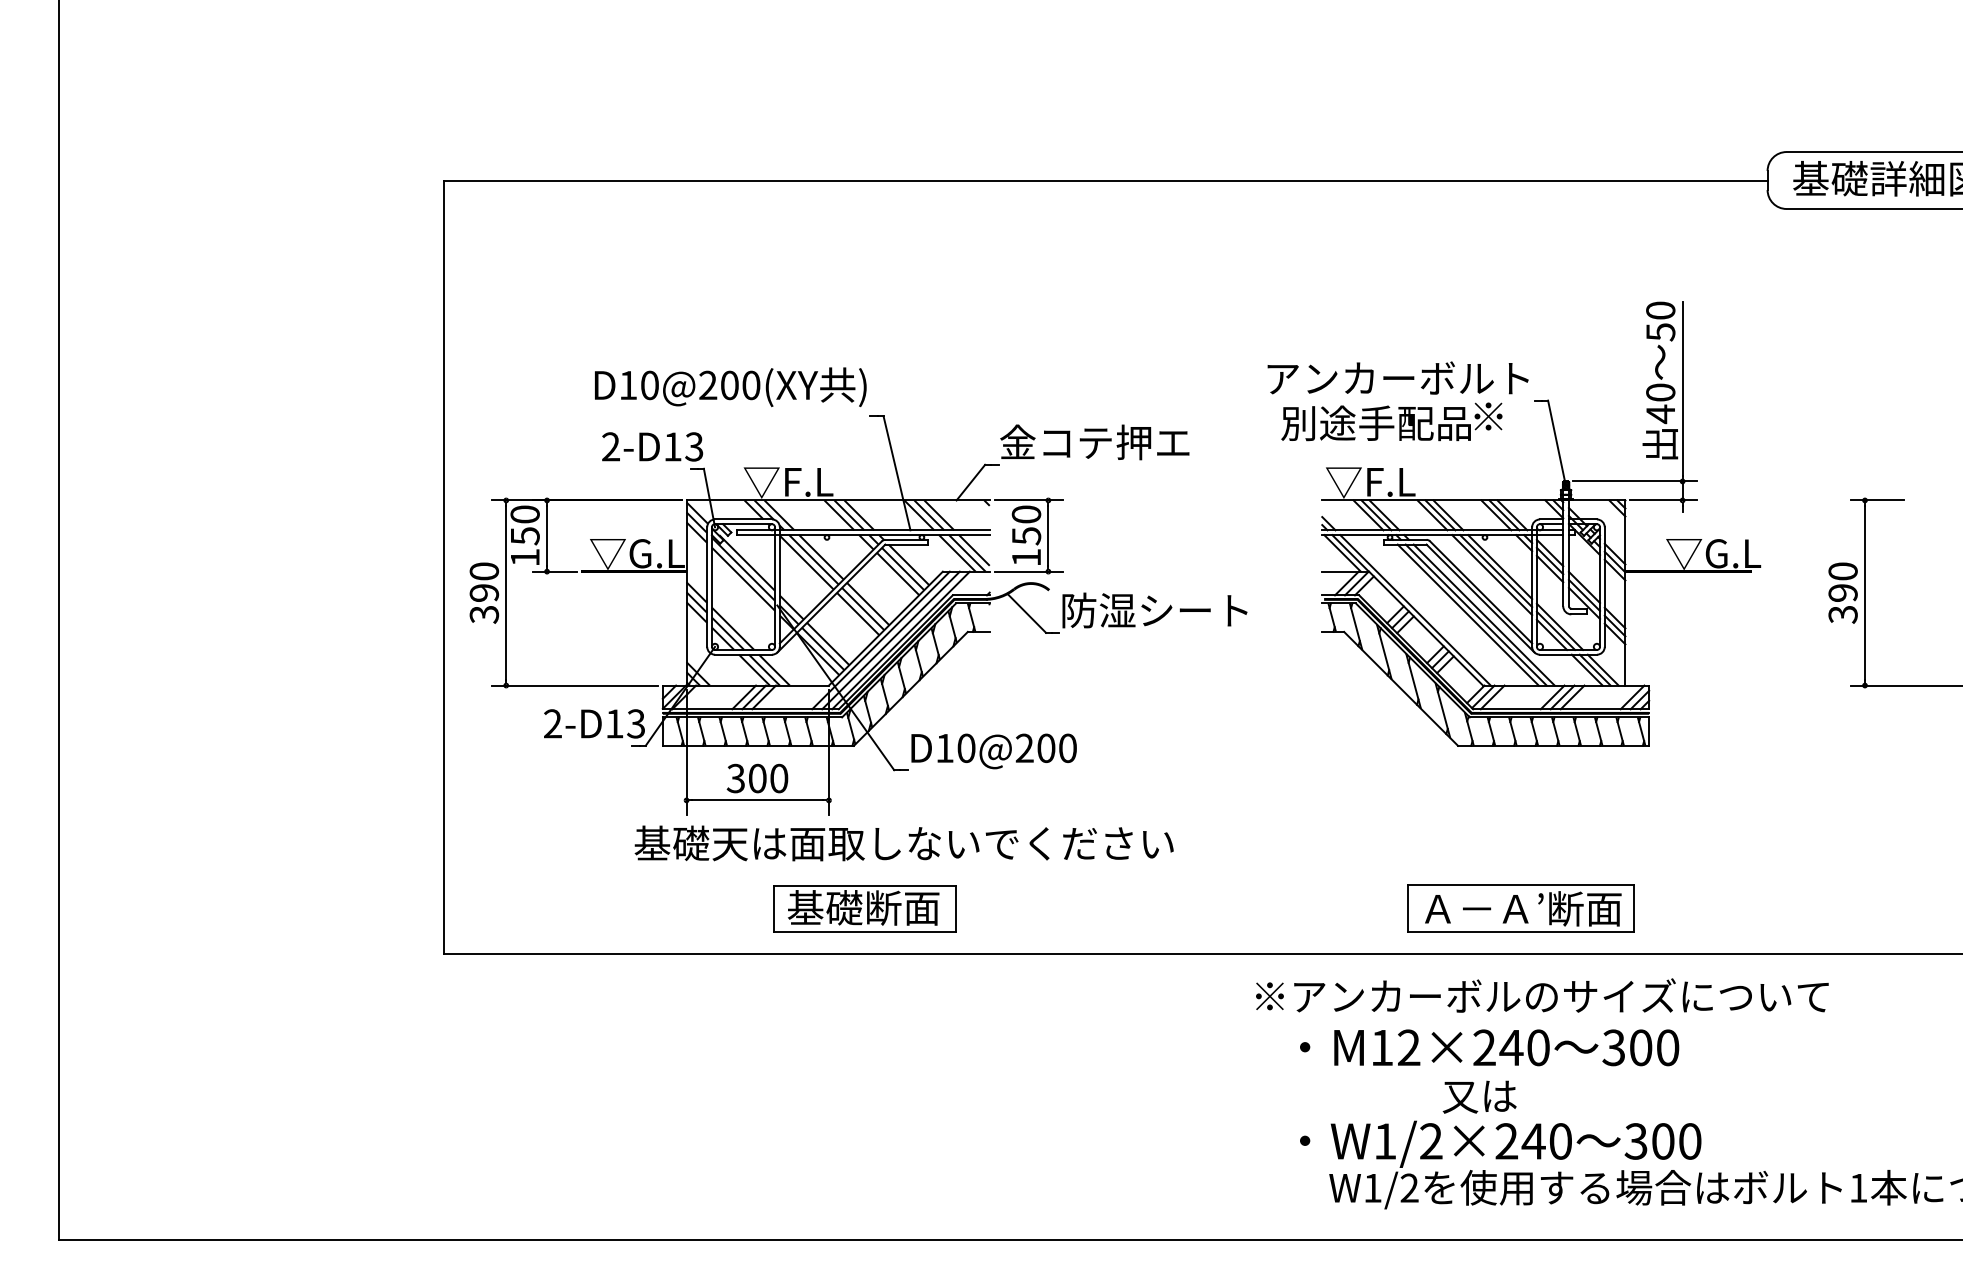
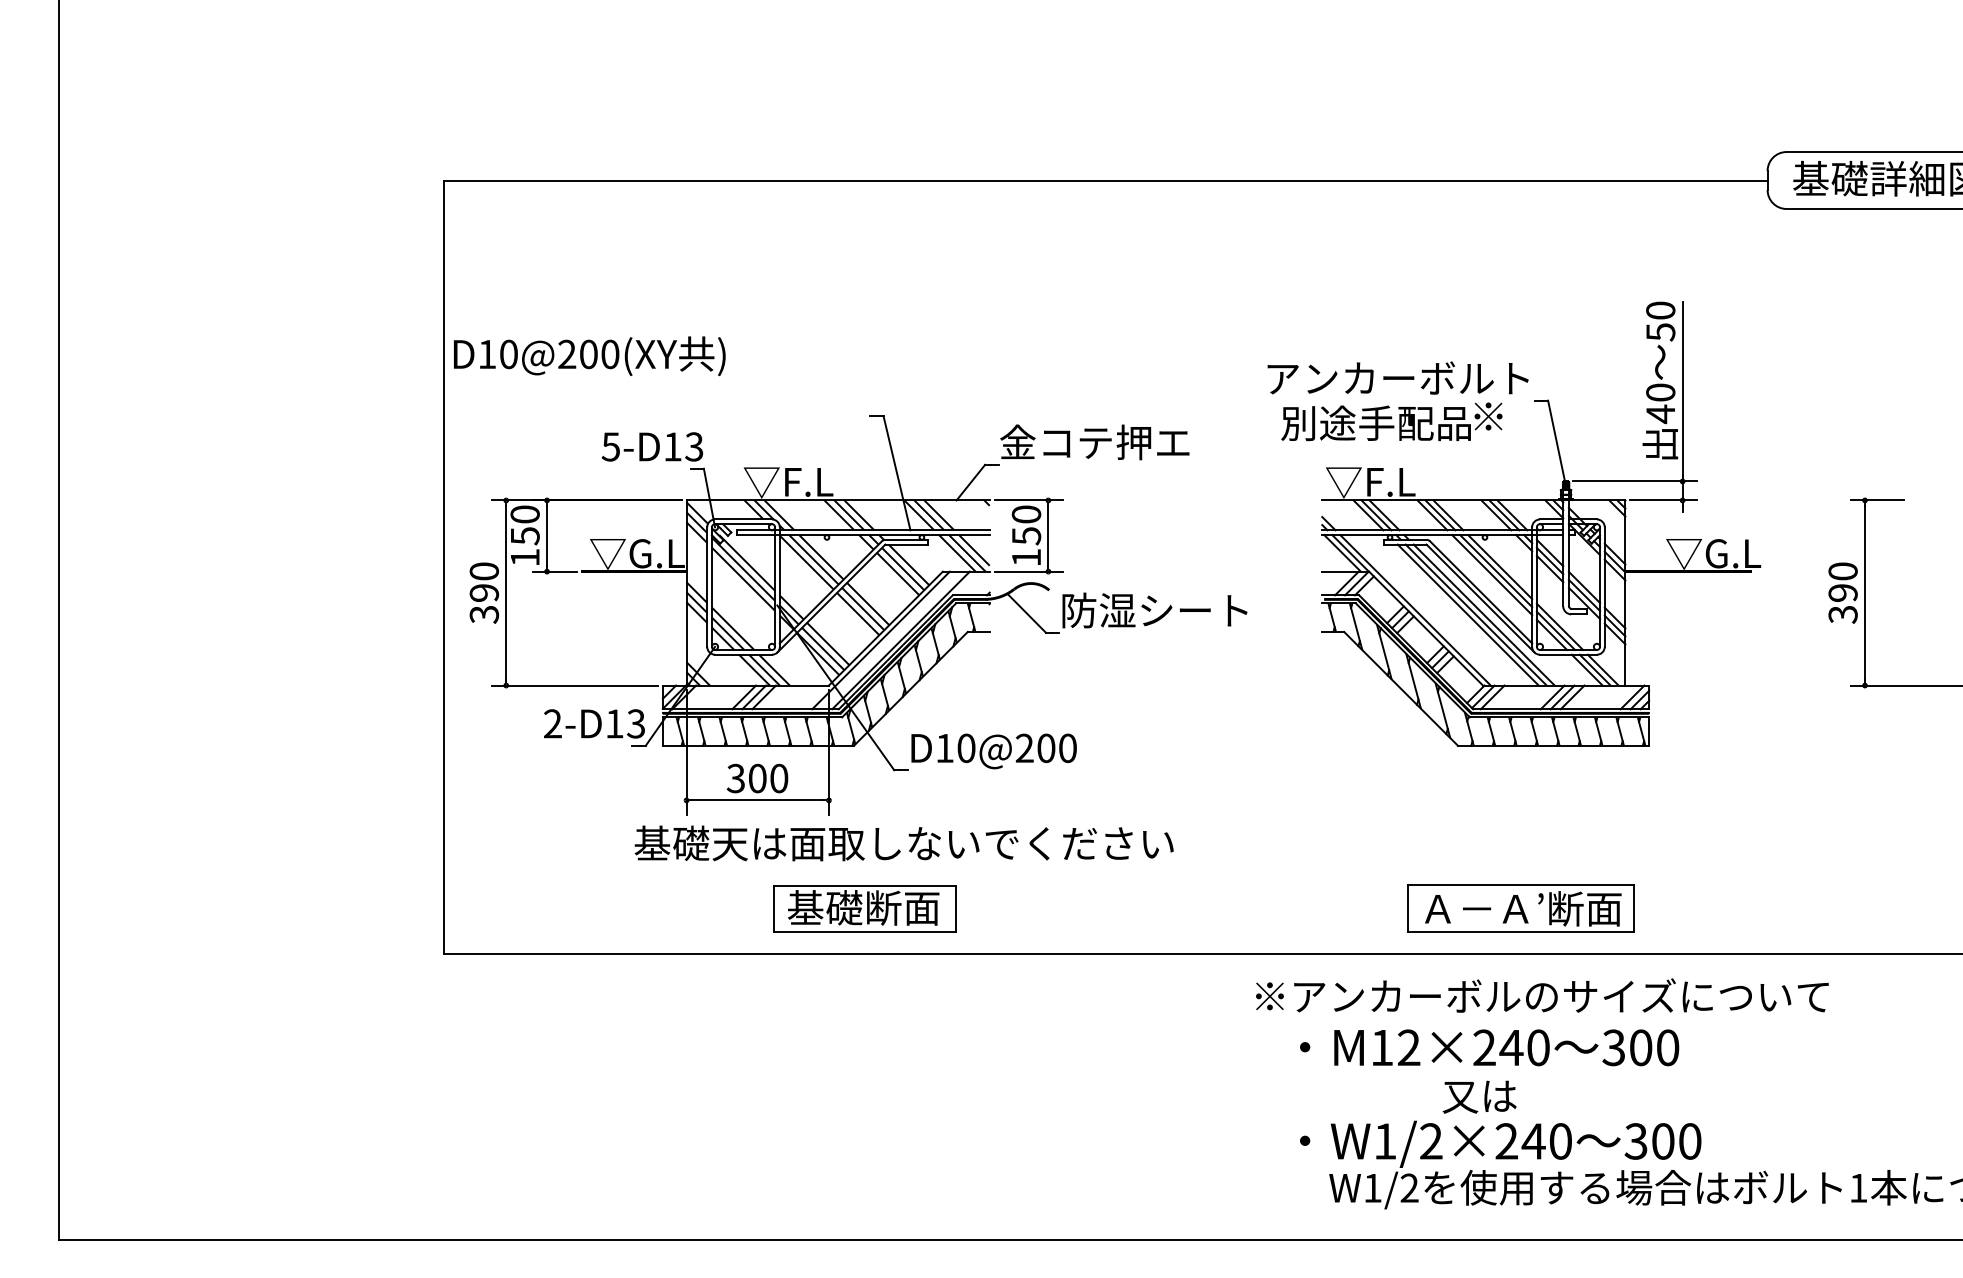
text position: (730, 387) -> (589, 356) (589, 356)
text: 2-D13 -> 5-D13 (610, 446)
line: present -> none (890, 640)
